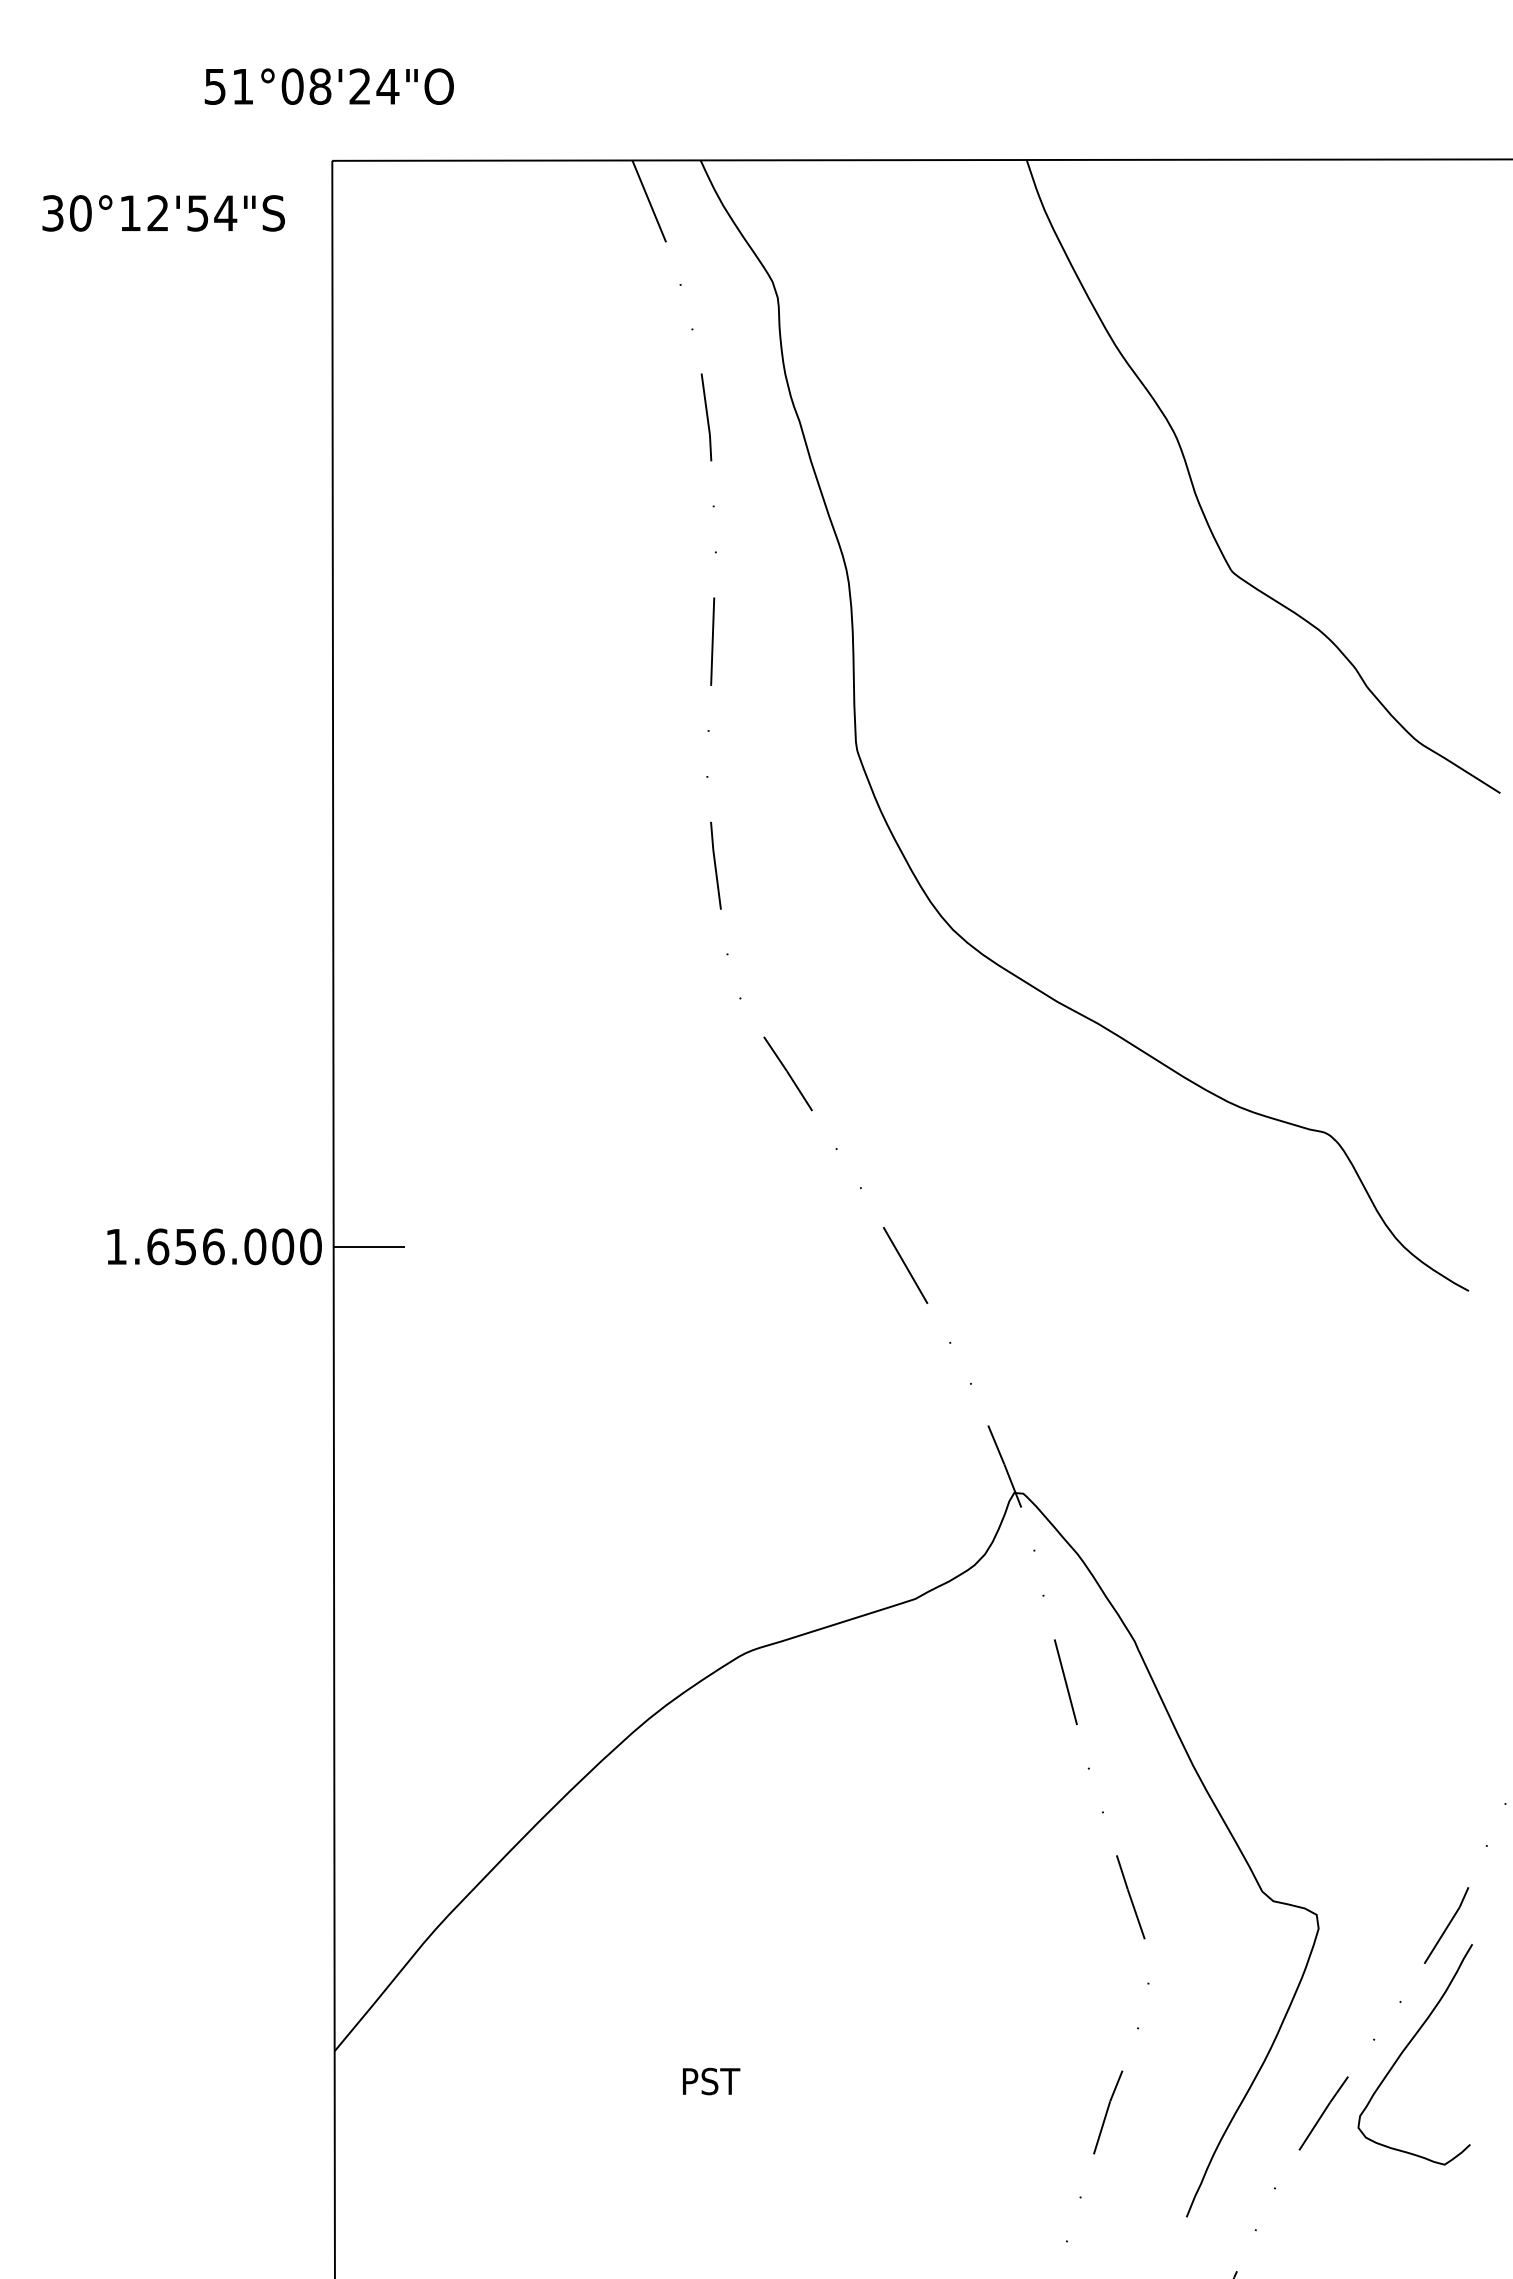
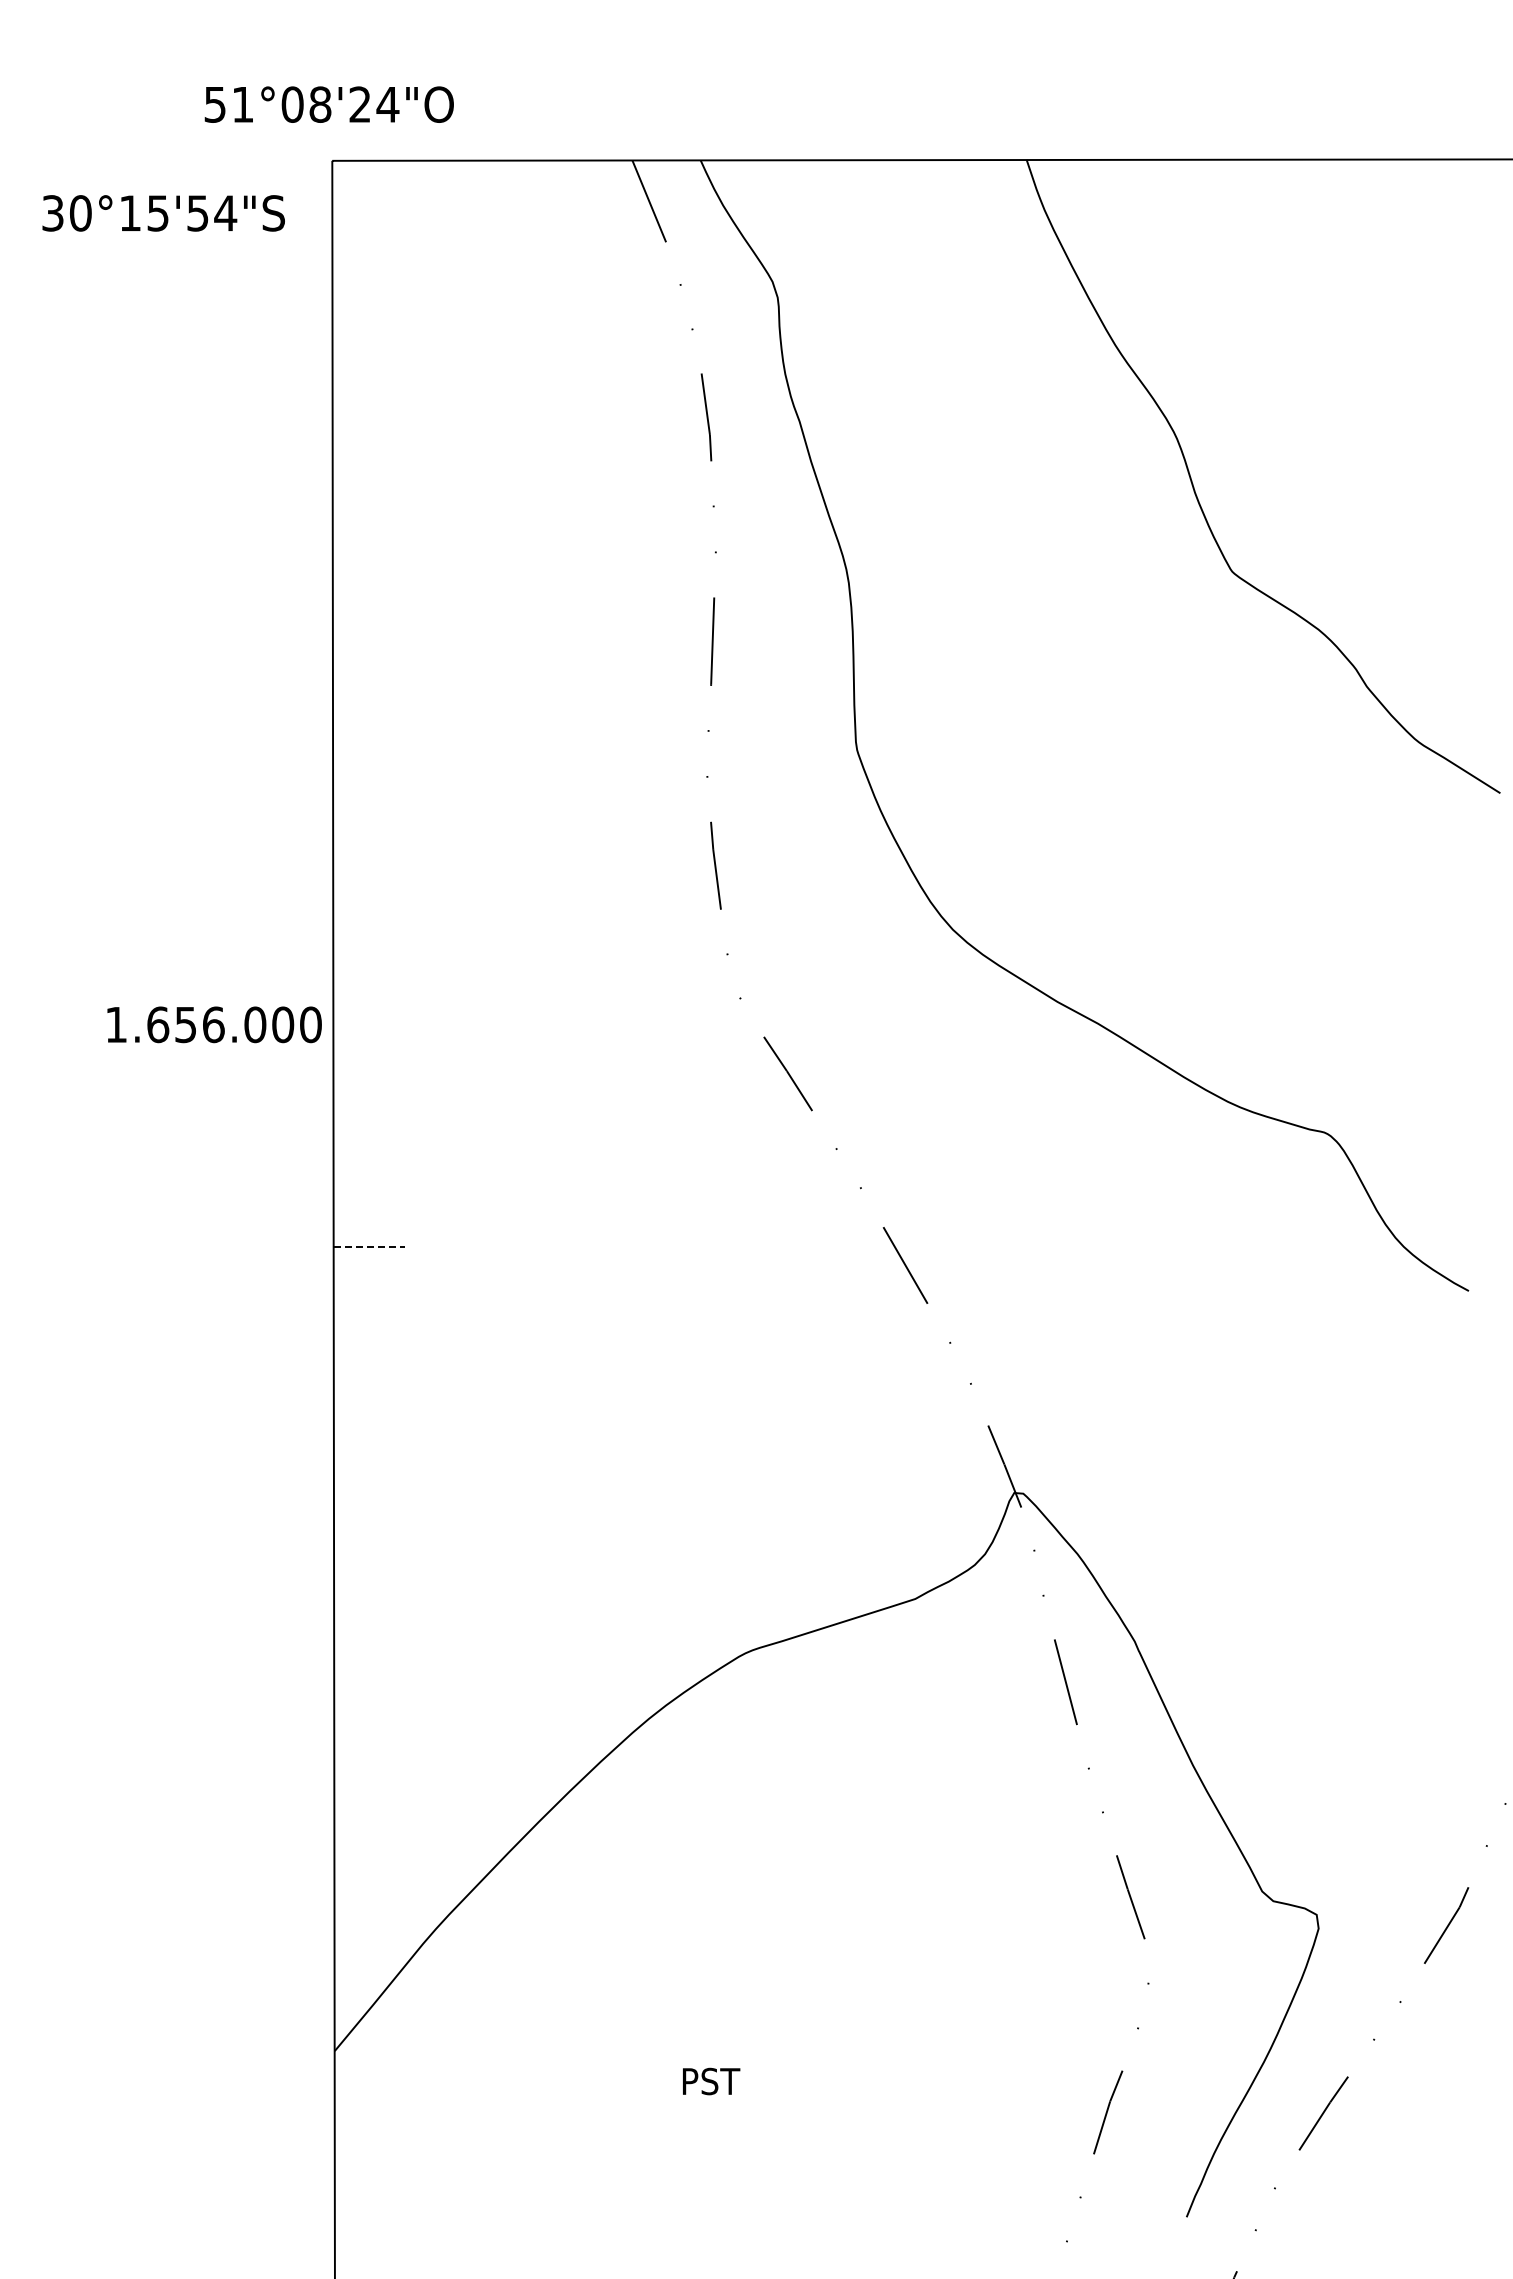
text position: (328, 86) -> (328, 104) (328, 104)
text: 30°12'54"S -> 30°15'54"S (157, 213)
text position: (214, 1246) -> (214, 1024) (214, 1024)
line: solid -> dashed (369, 1246)
curve: present -> none (1407, 2047)
